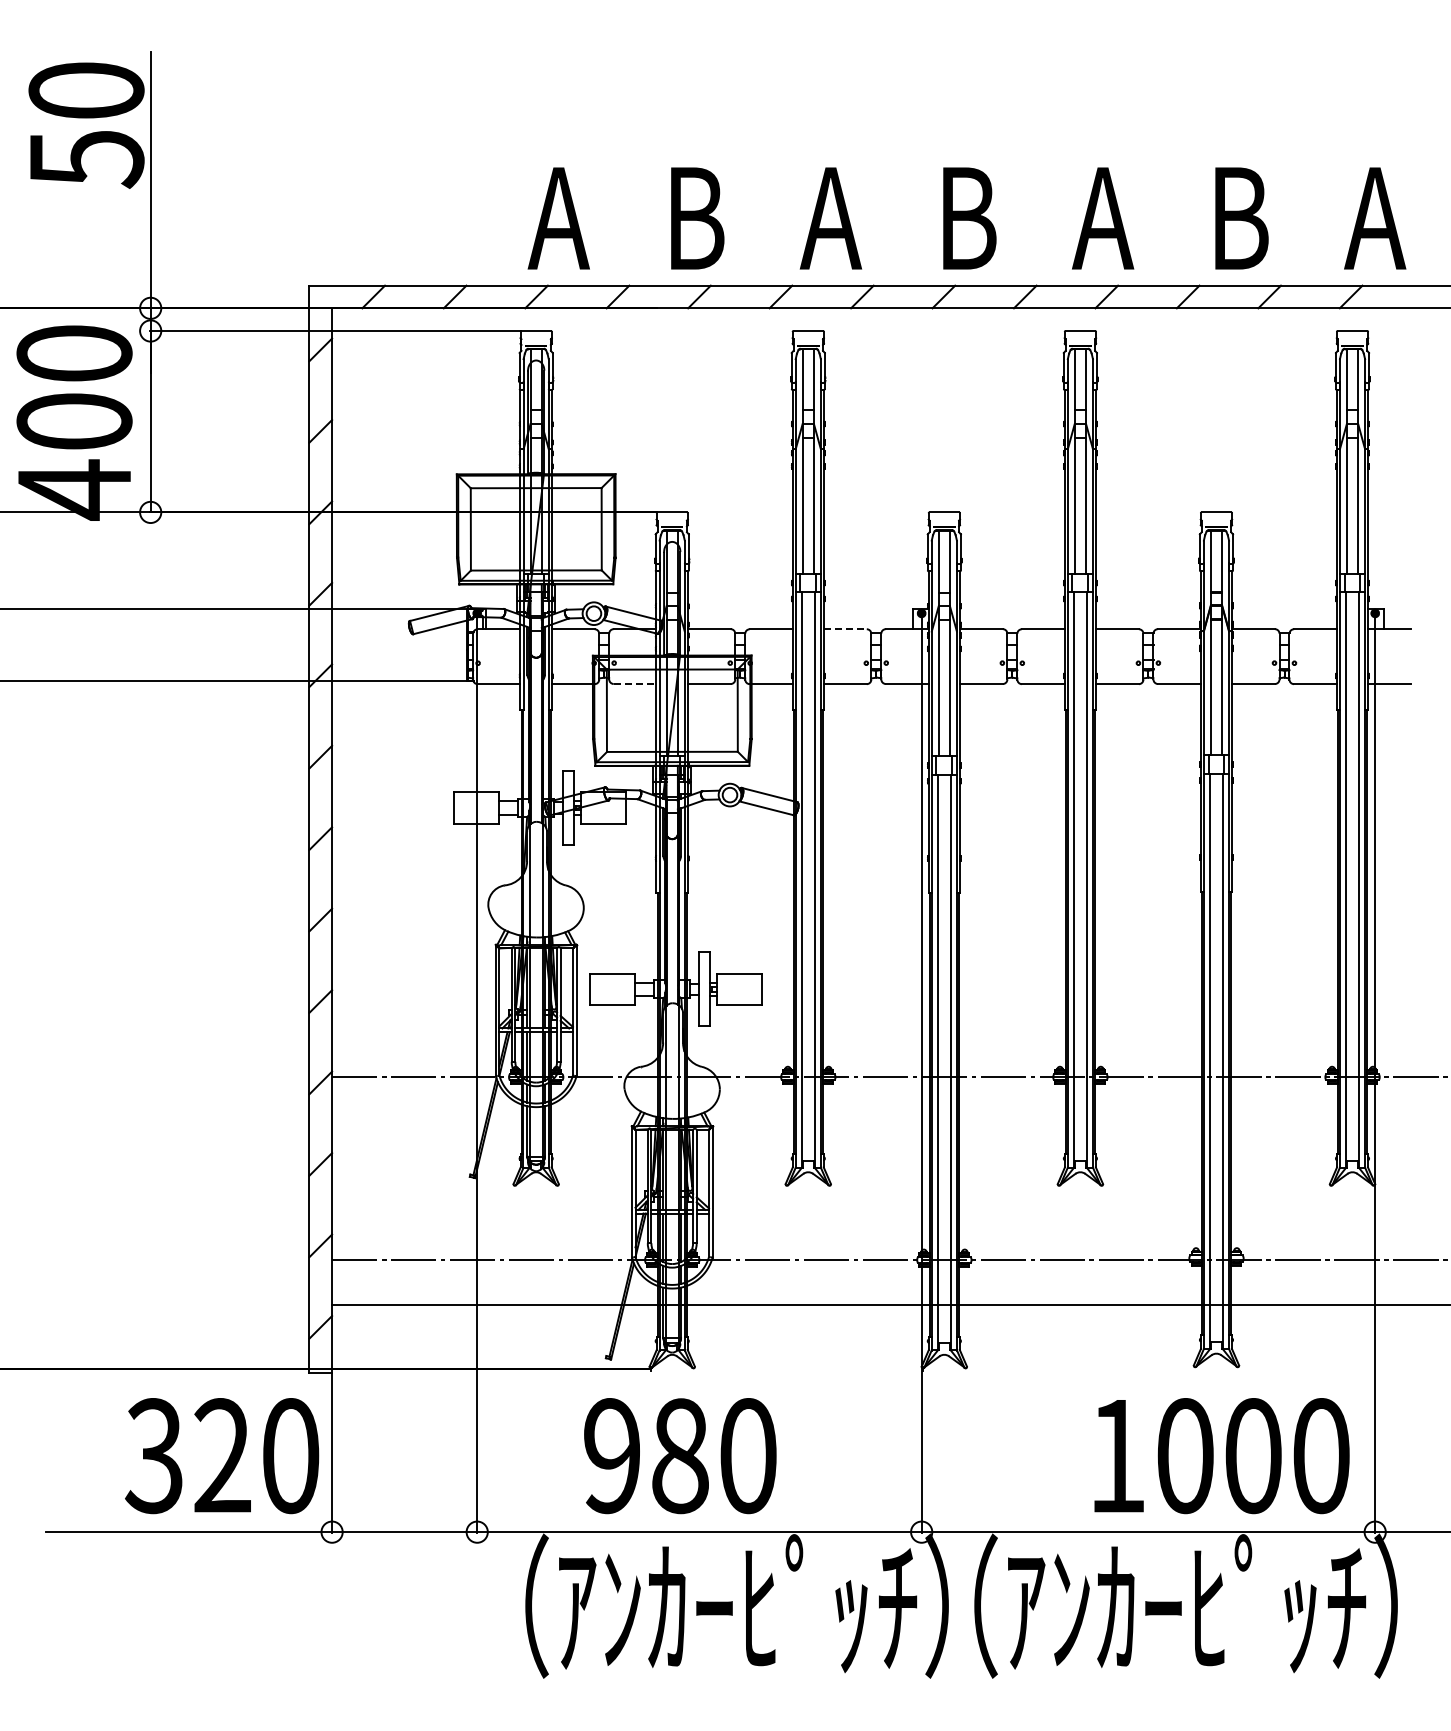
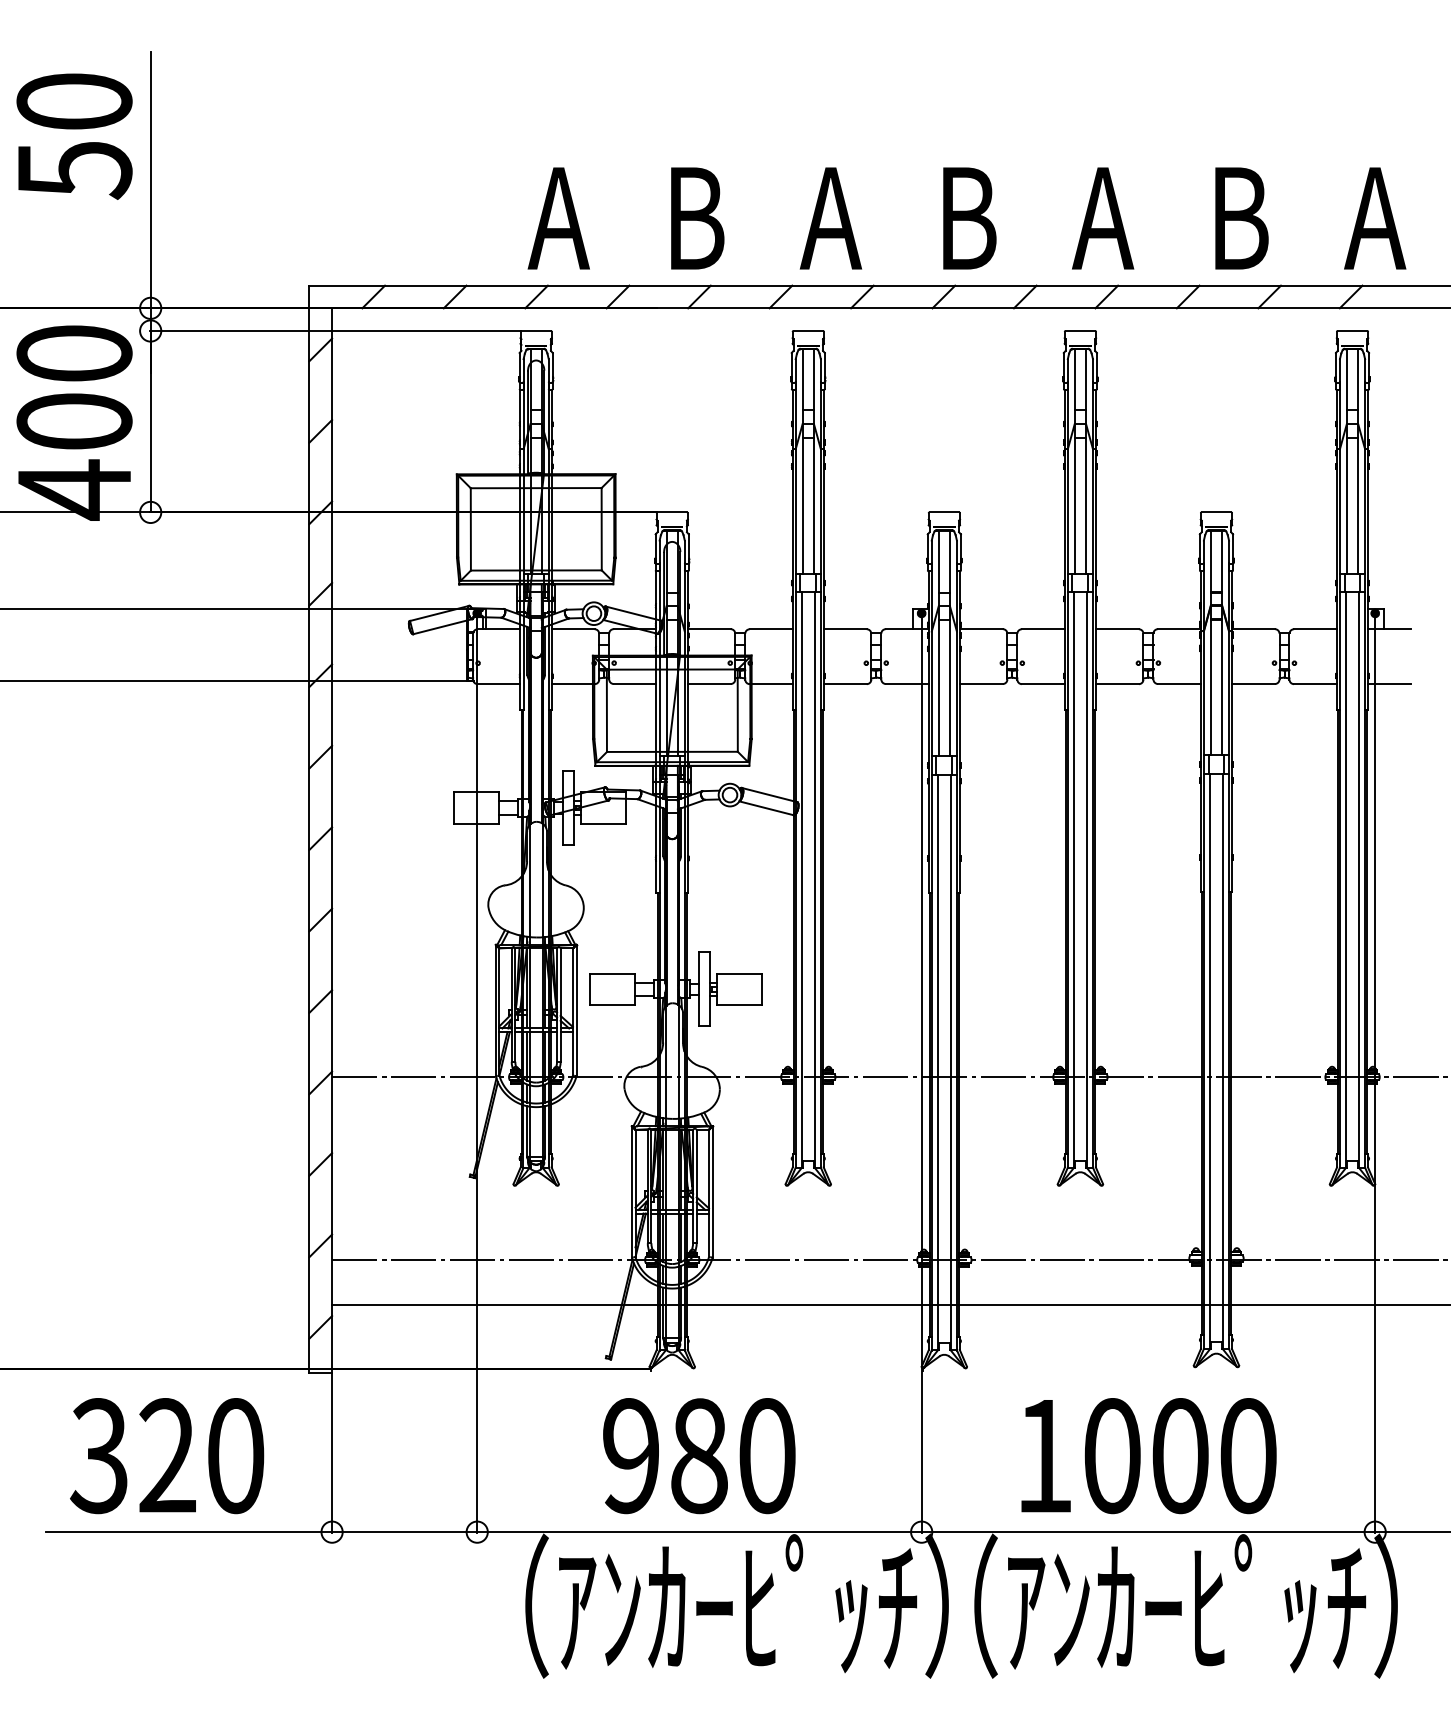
text position: (86, 125) -> (74, 136) (74, 136)
line: dashed -> solid (845, 629)
line: dashed -> solid (635, 684)
text position: (222, 1456) -> (167, 1456) (167, 1456)
text position: (680, 1456) -> (699, 1456) (699, 1456)
text position: (1221, 1456) -> (1148, 1456) (1148, 1456)
